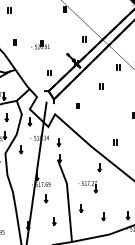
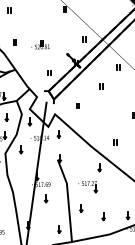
part position: (58, 142) -> (58, 134) (58, 134)
part position: (54, 221) -> (59, 229) (59, 229)
